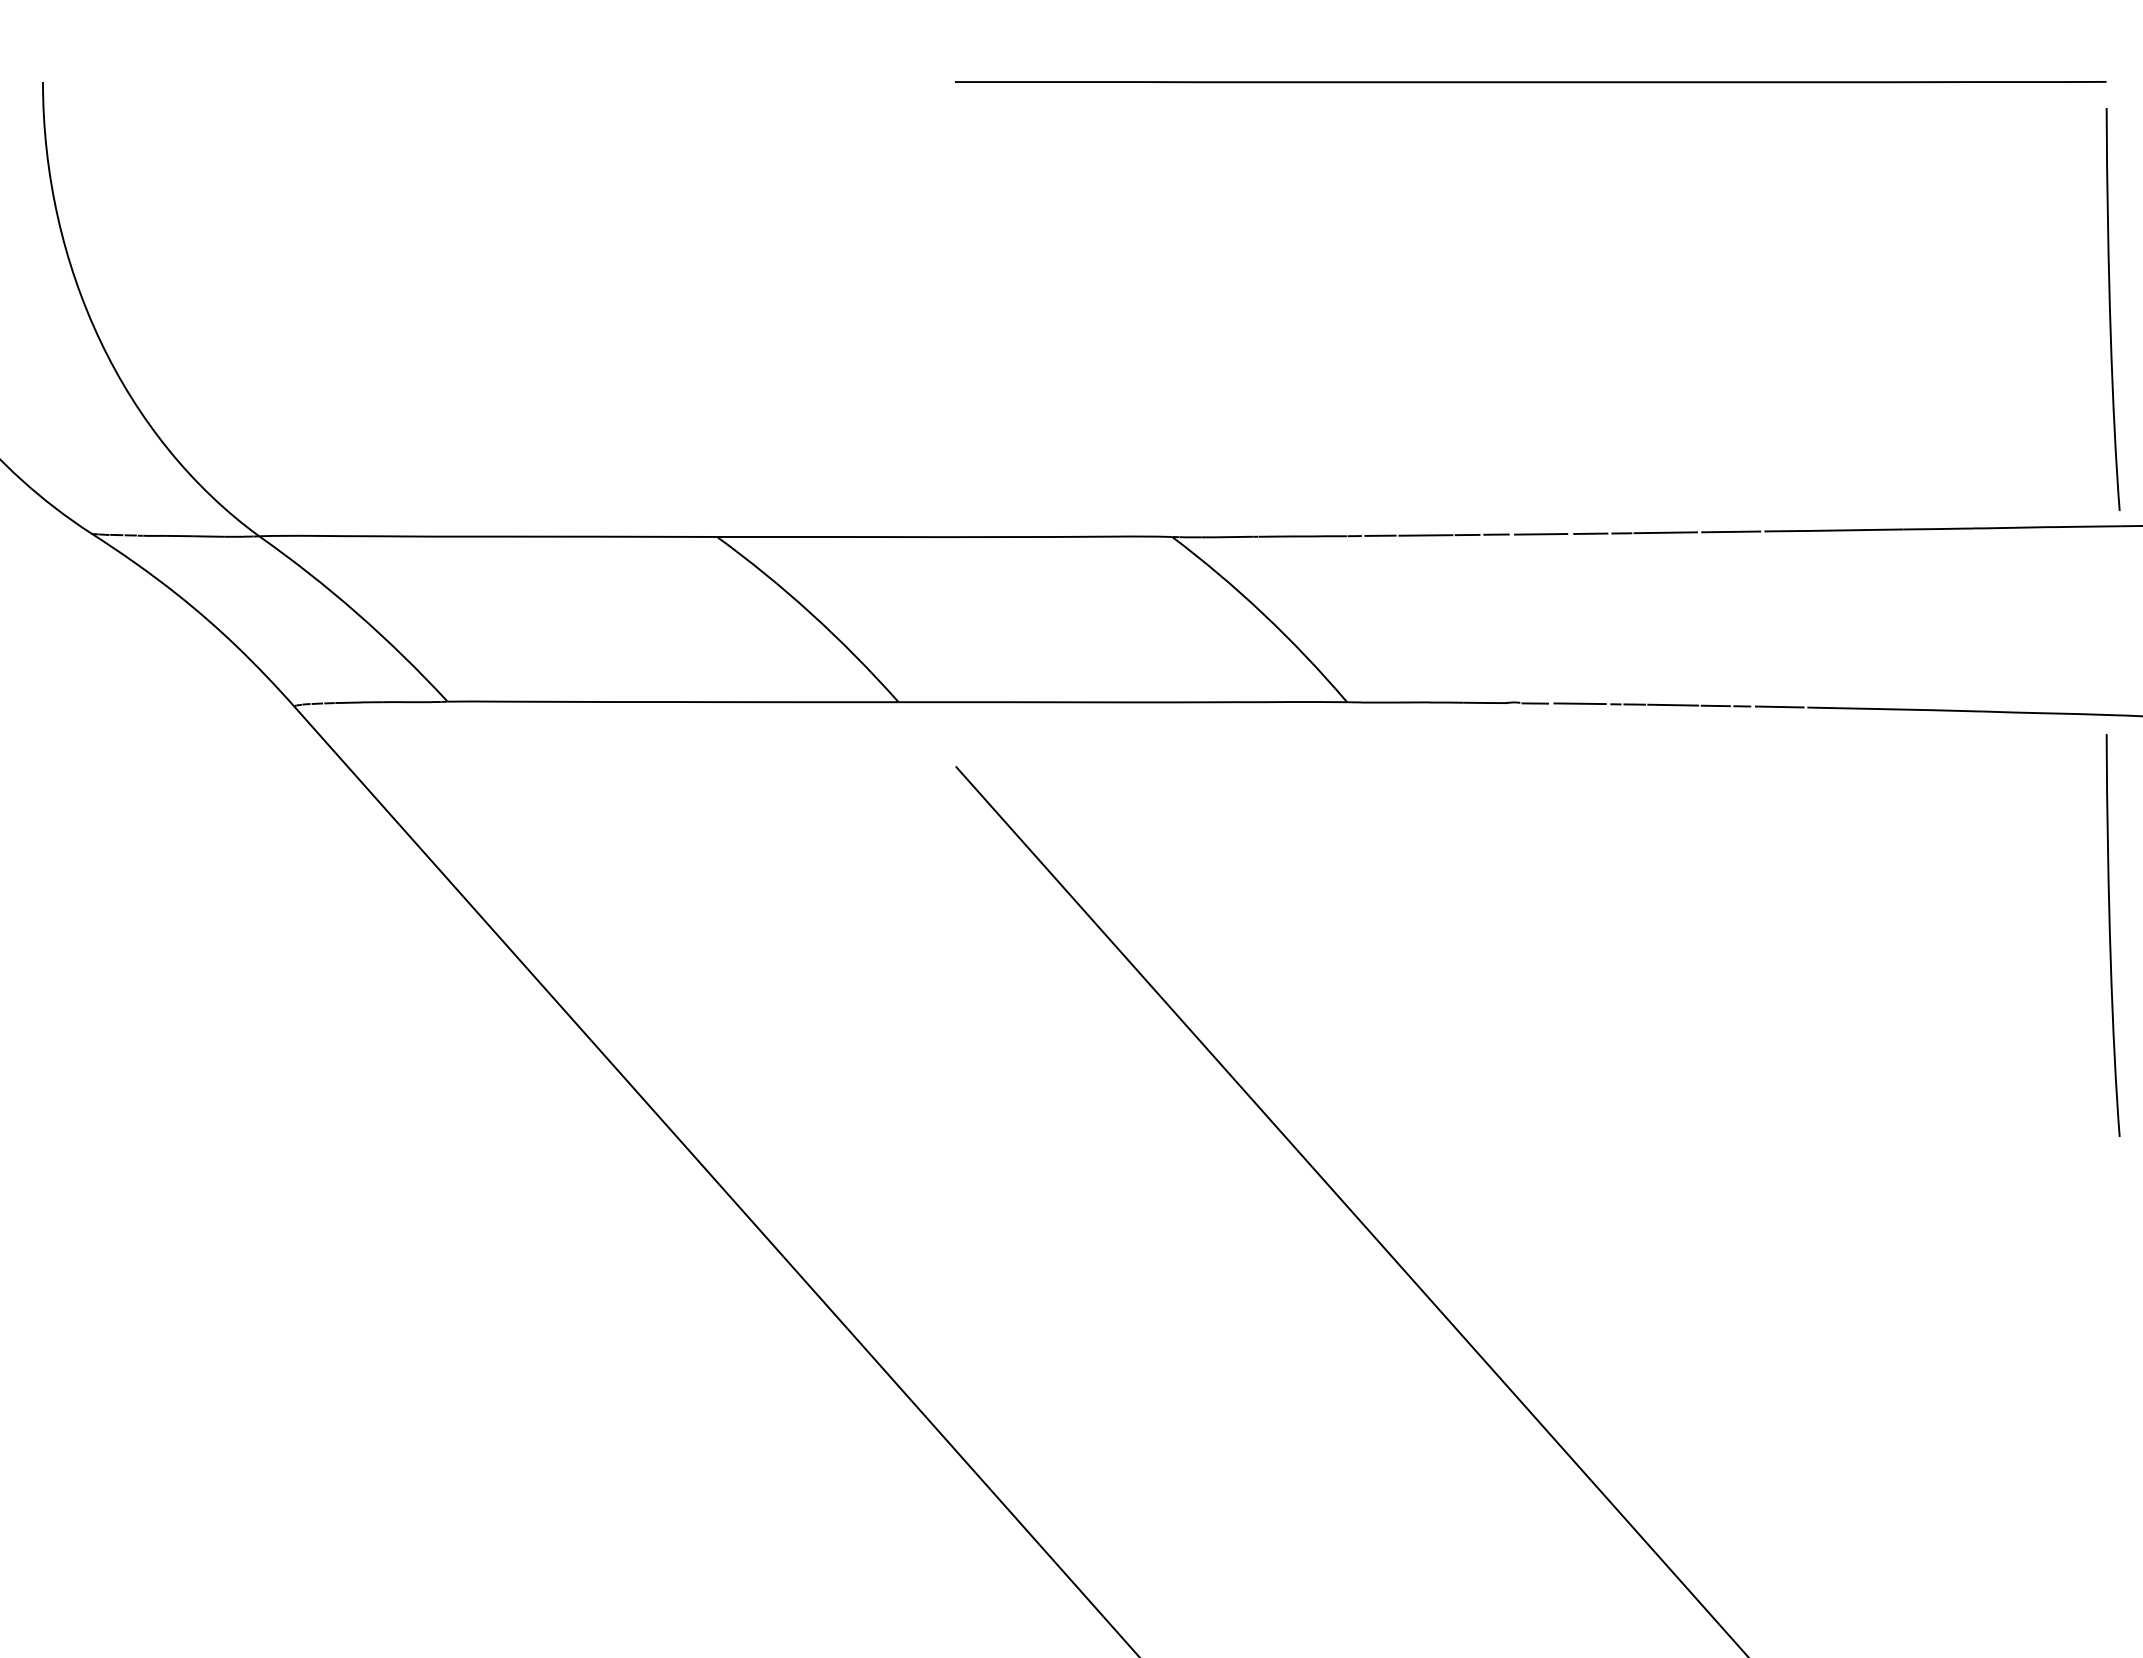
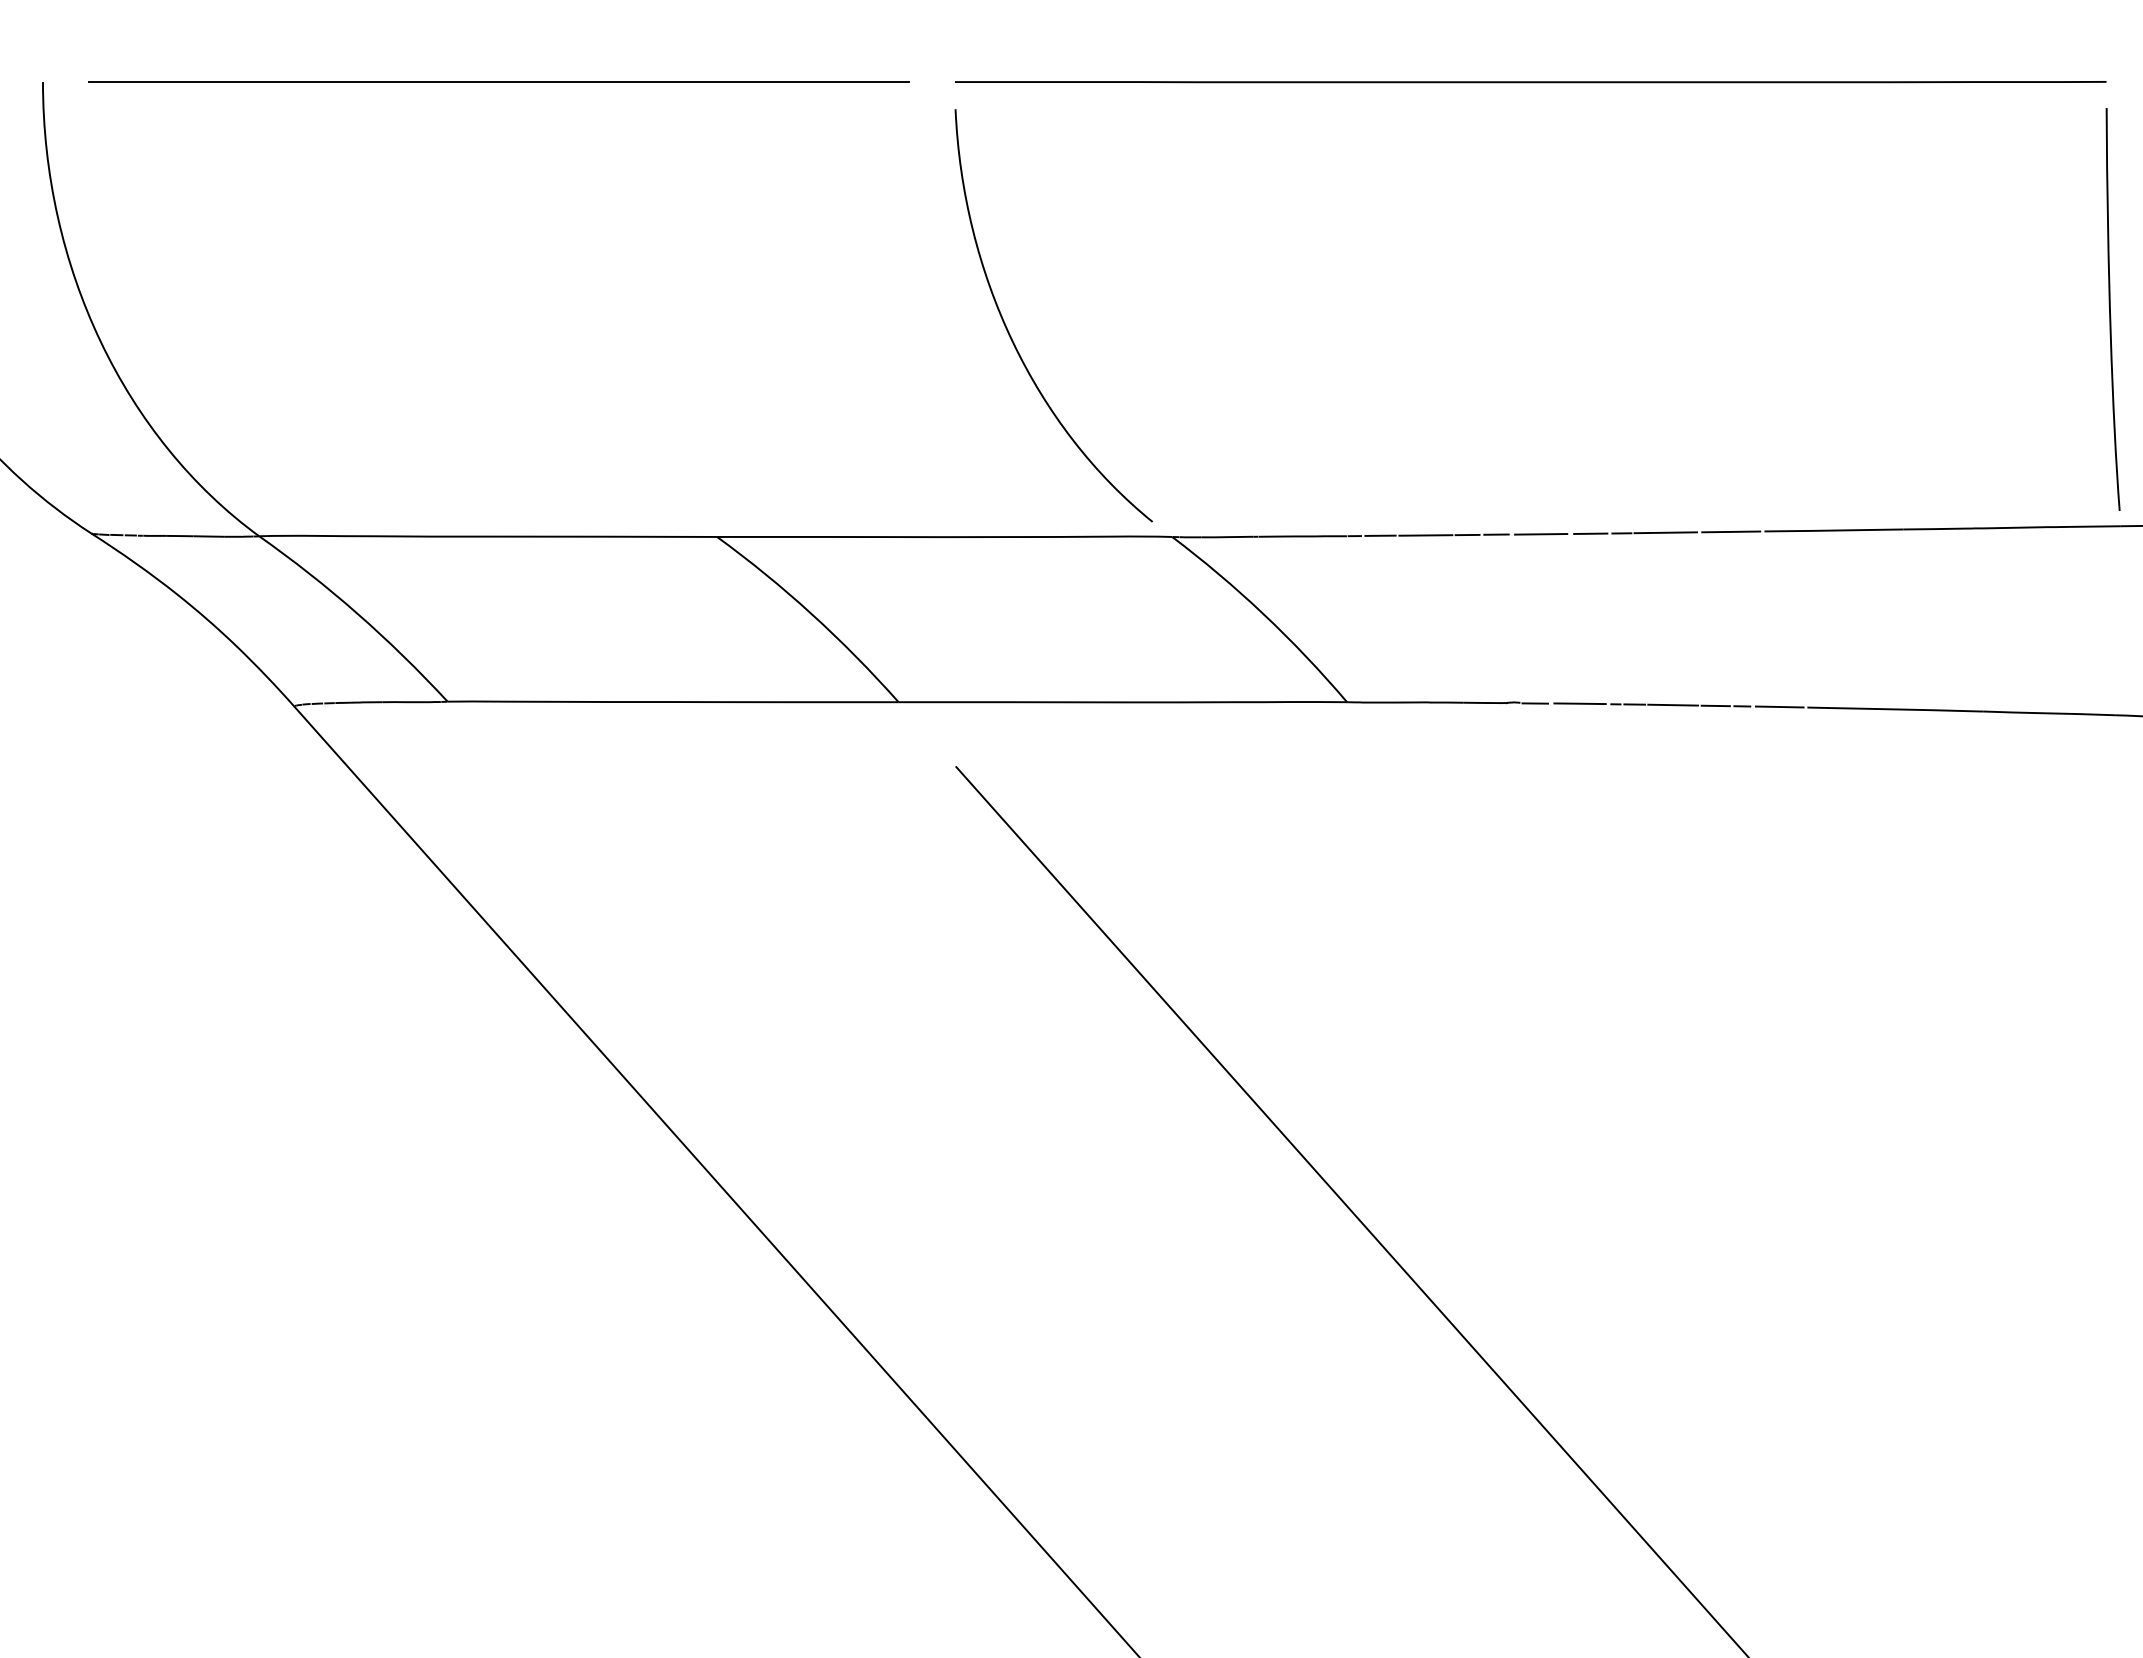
line: none -> present (498, 82)
curve: none -> present (1011, 336)
curve: present -> none (2110, 935)
